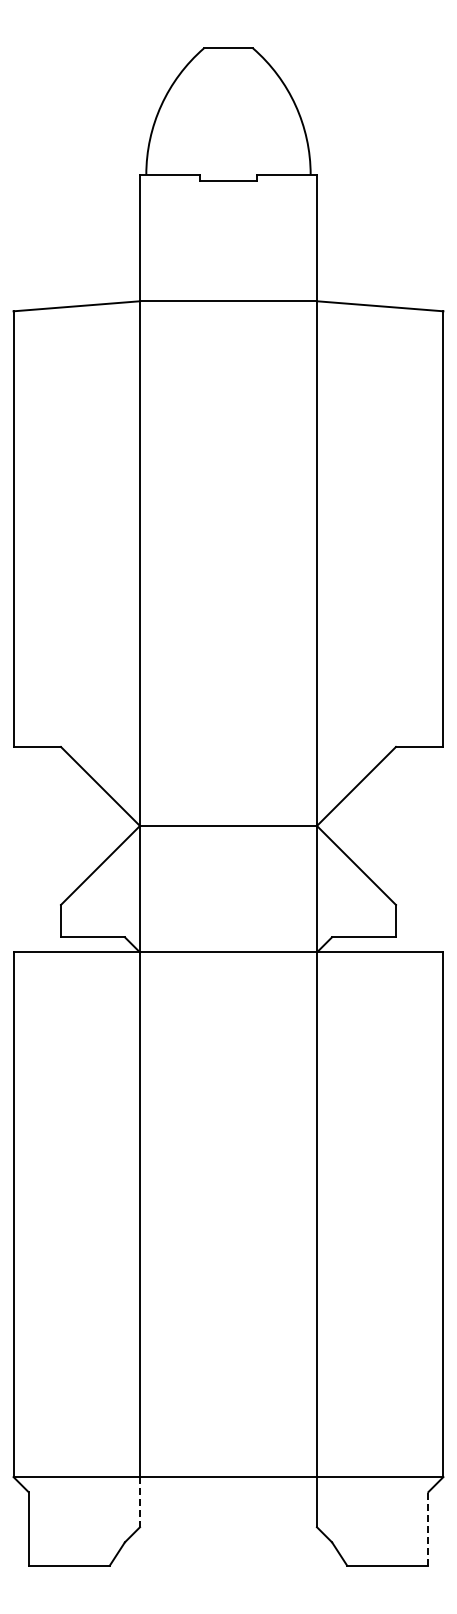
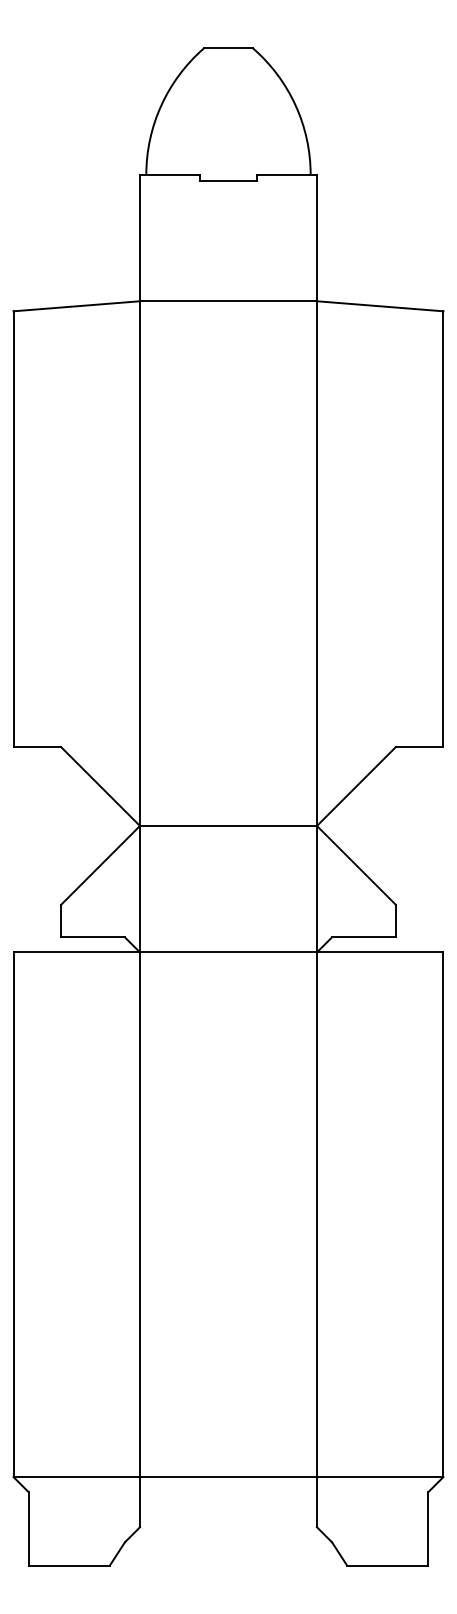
line: dashed -> solid (139, 1502)
line: dashed -> solid (428, 1528)
